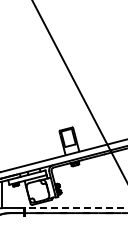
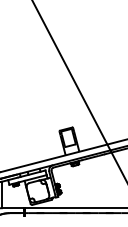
line: dashed -> solid (75, 208)
